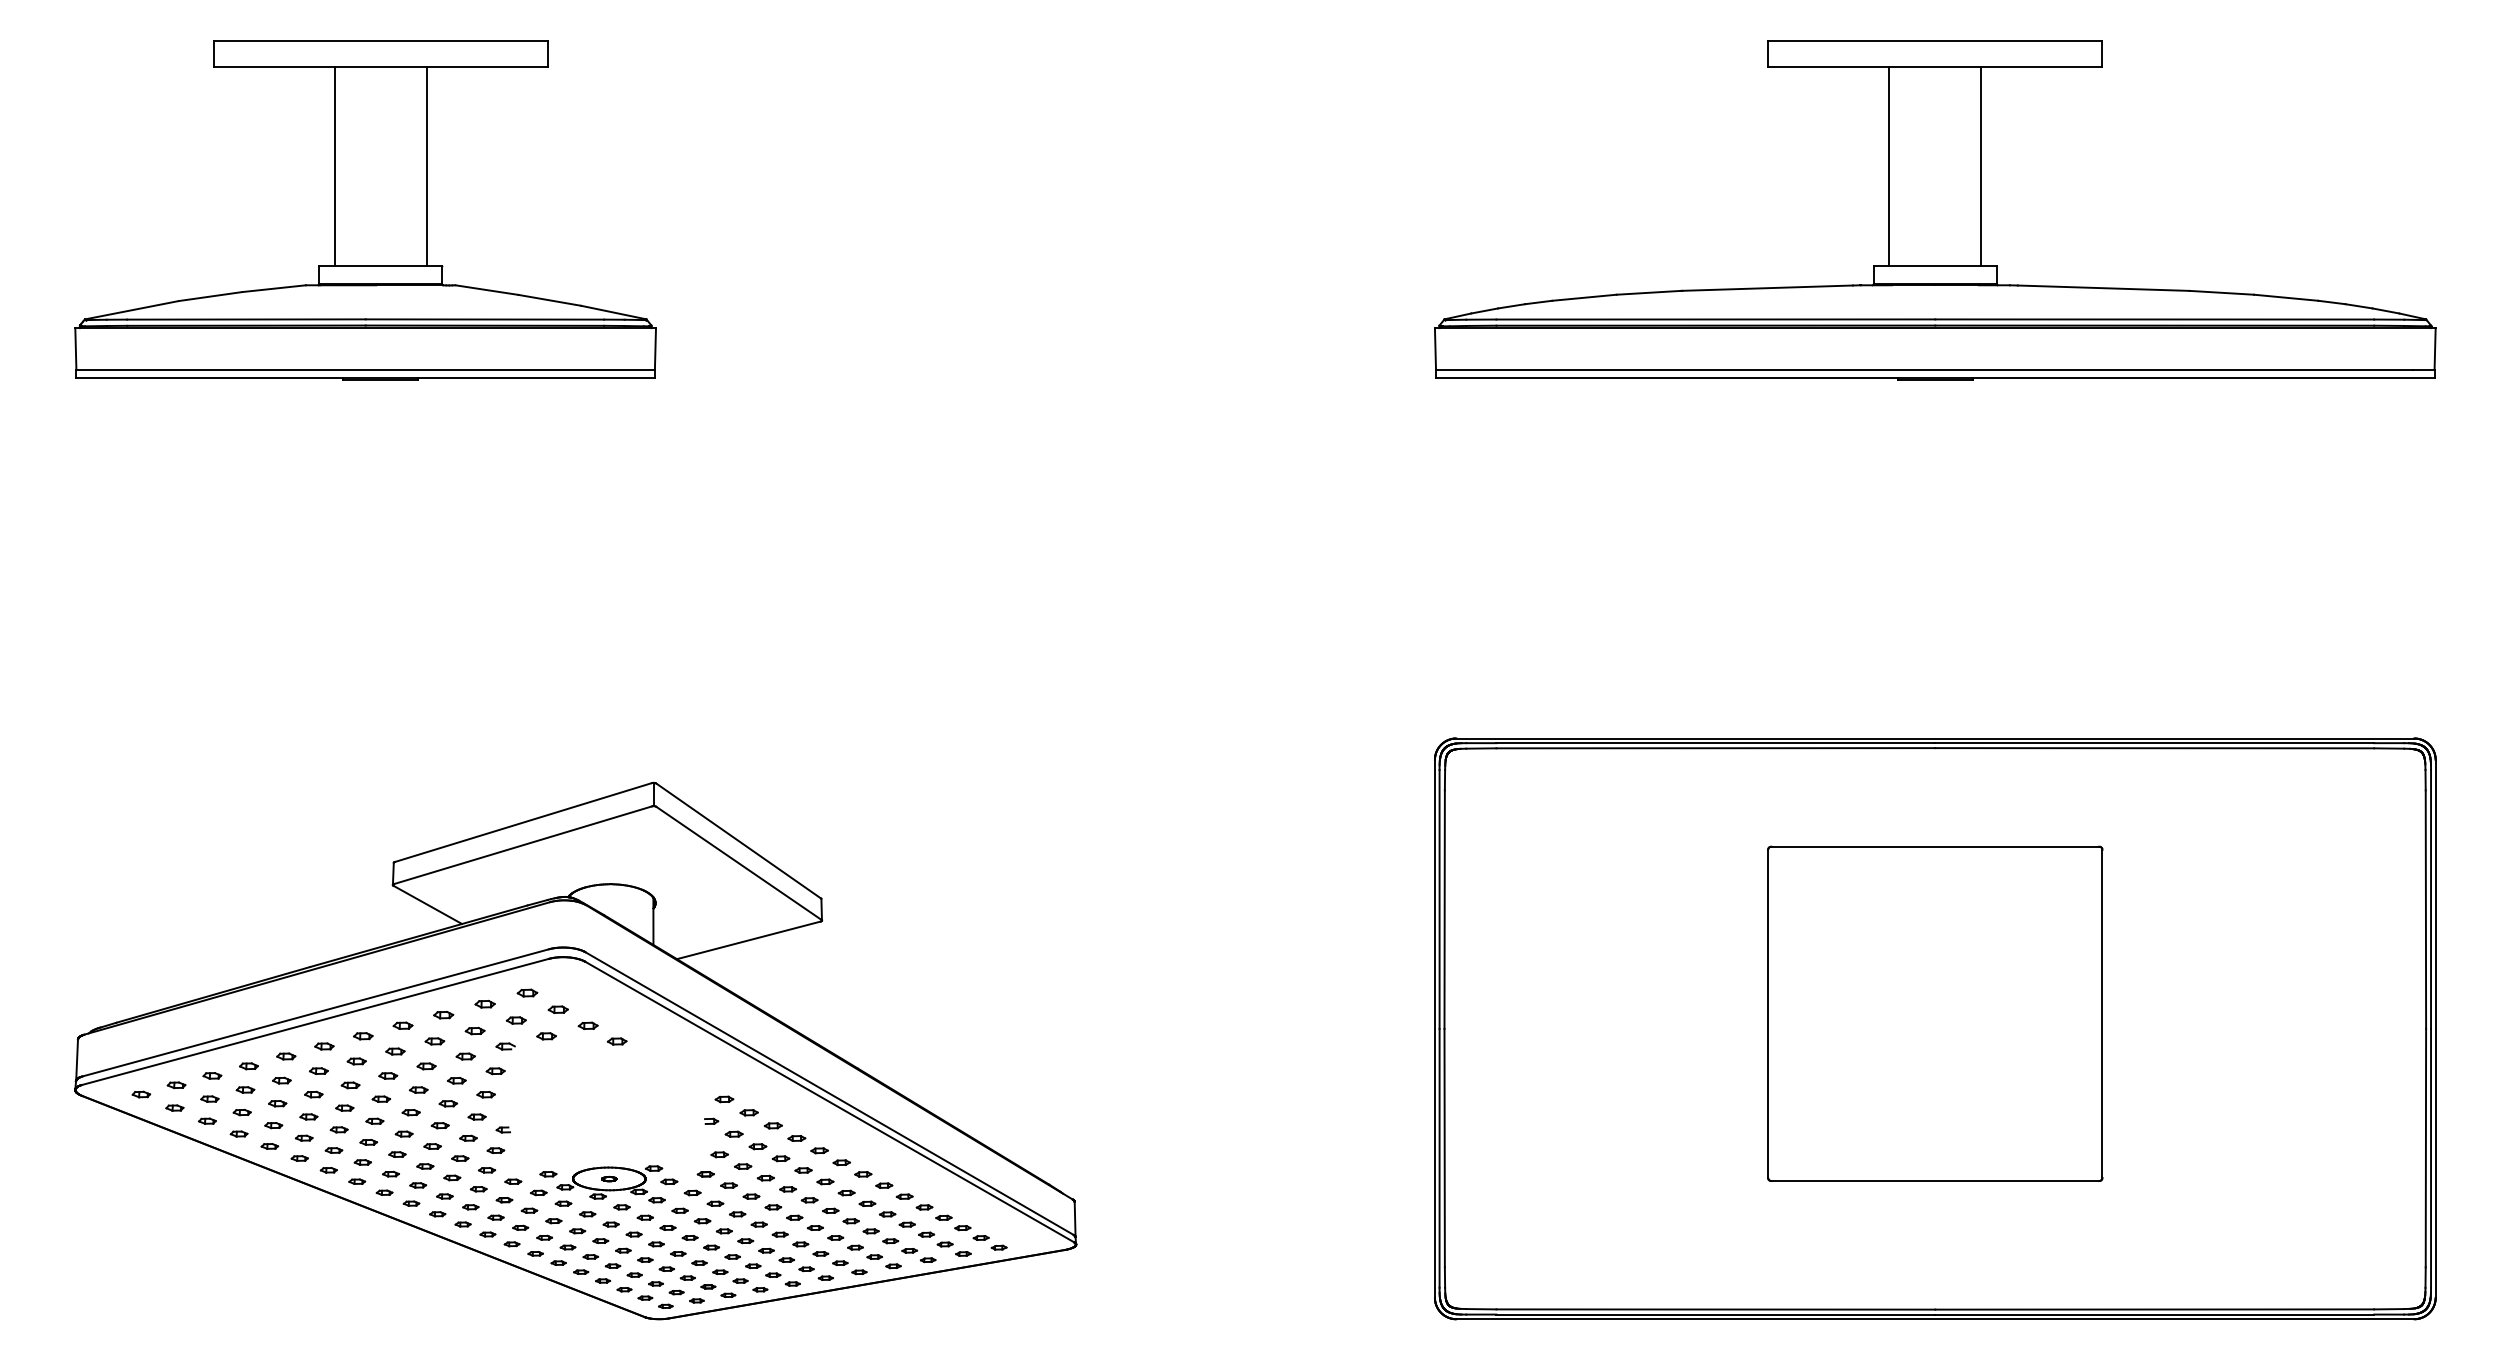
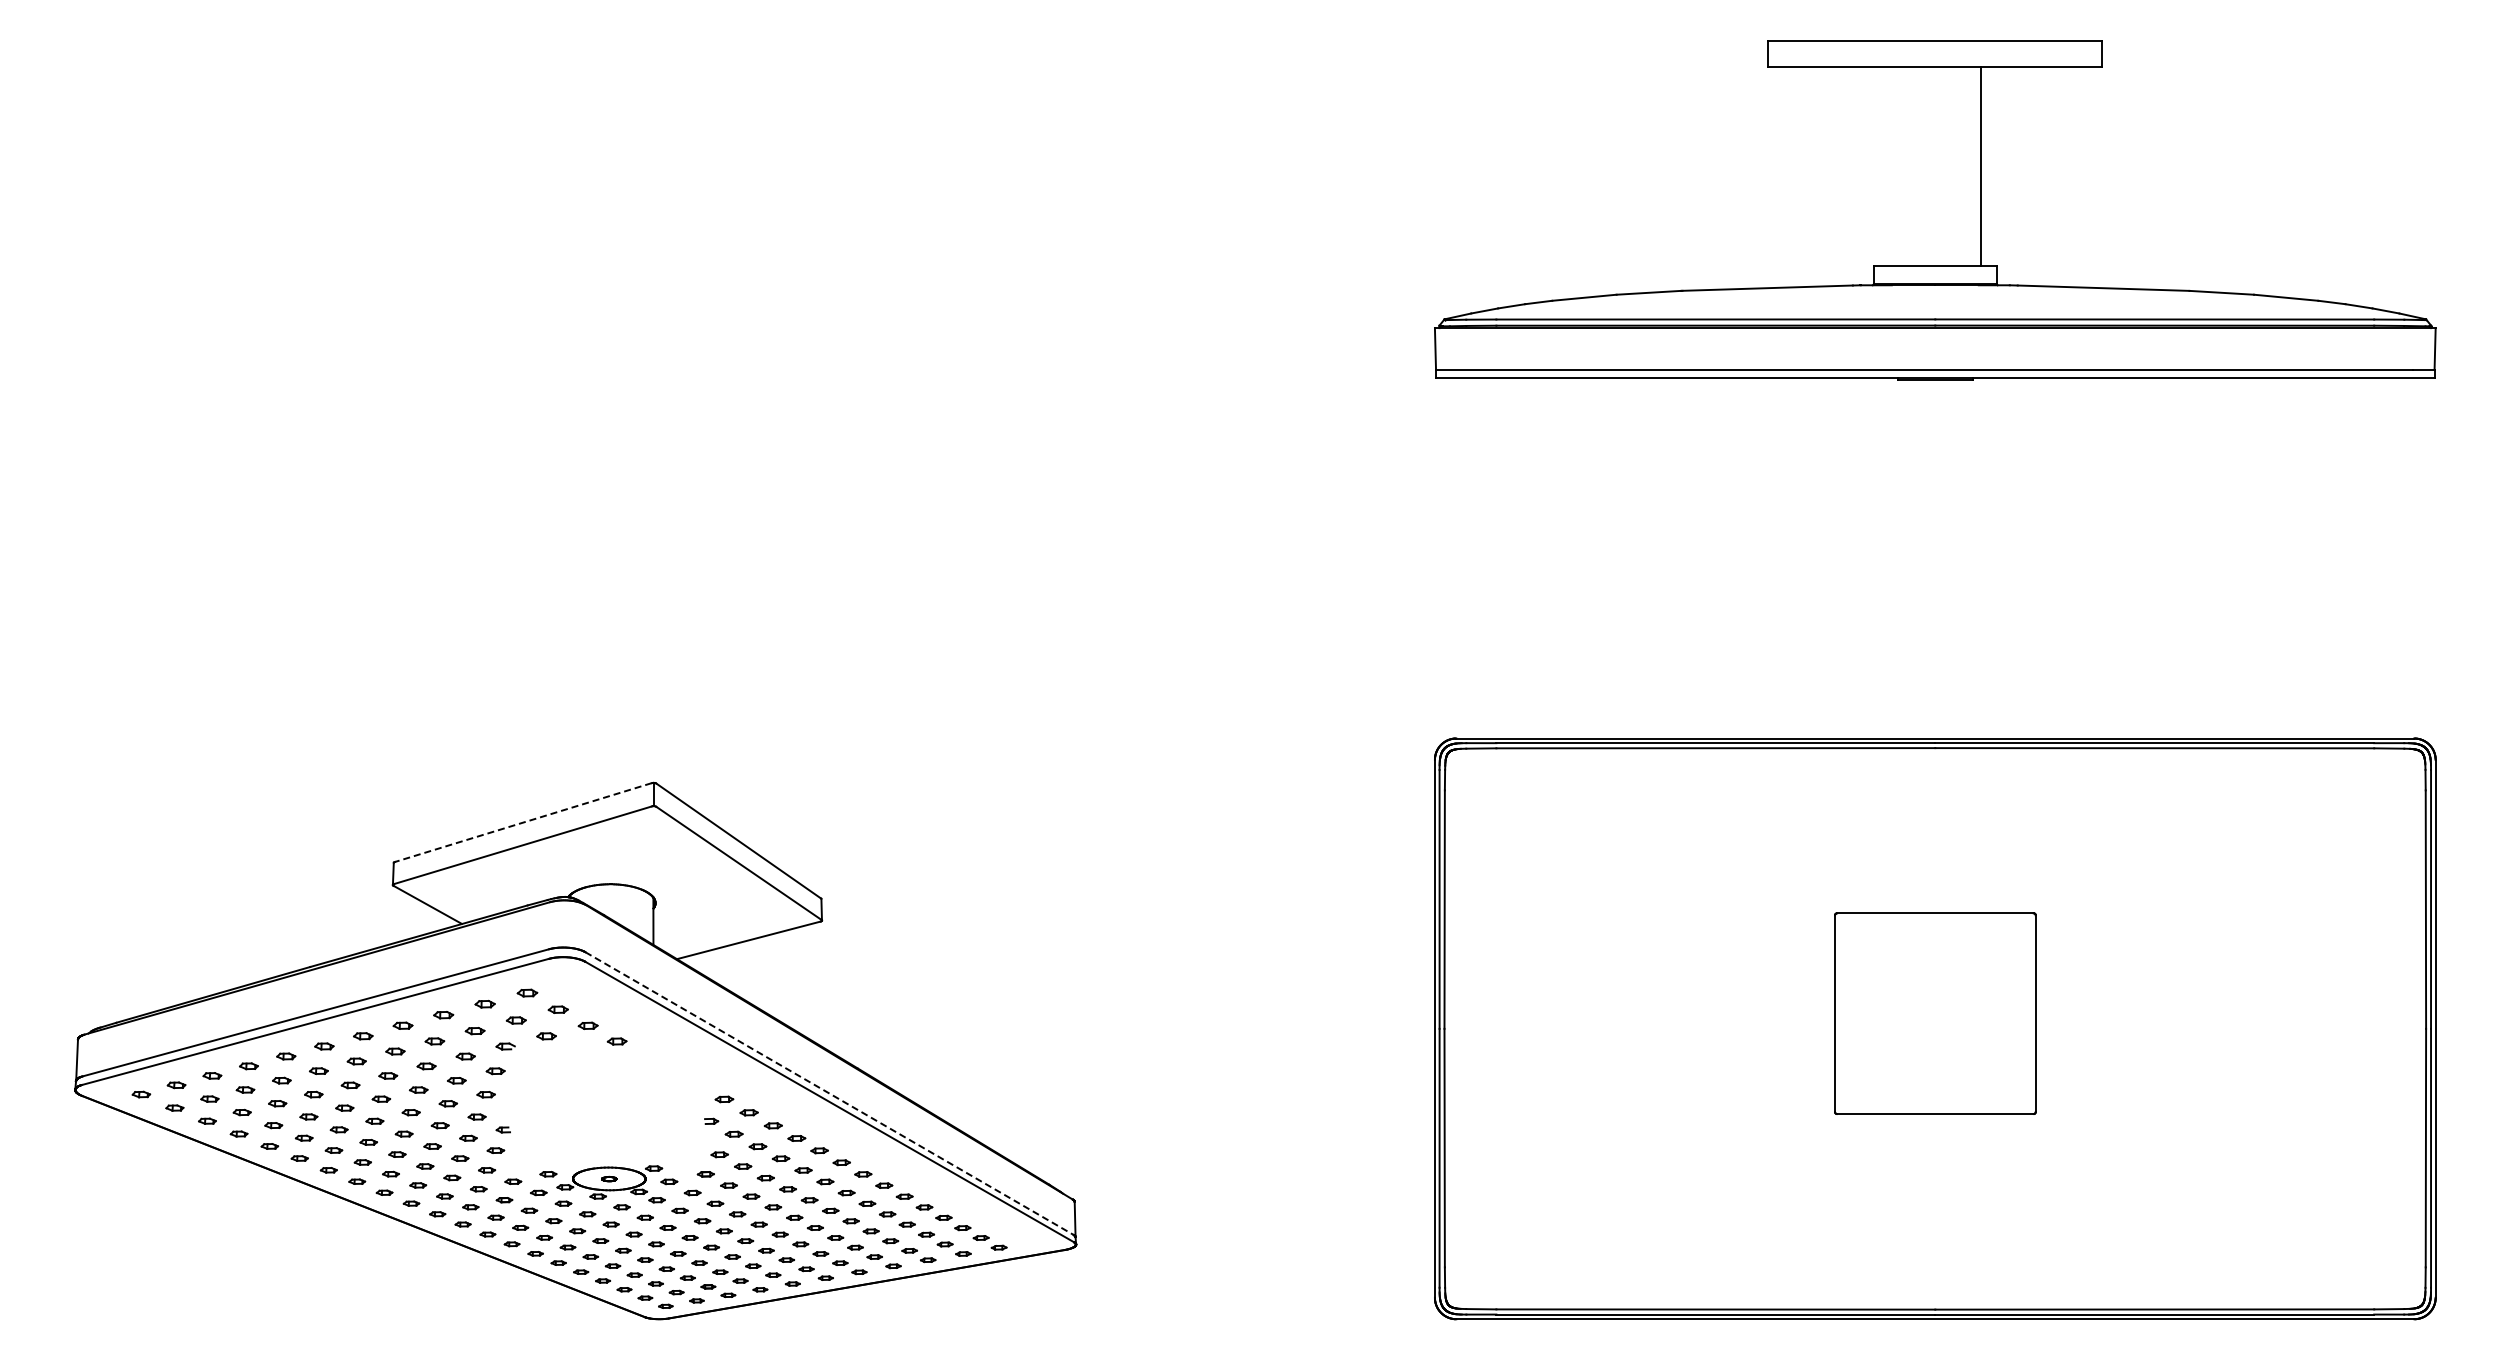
line: present -> none (1889, 166)
part: present -> none (365, 210)
line: solid -> dashed (522, 822)
part size: 337x337 px -> 203x203 px (1935, 1013)
line: solid -> dashed (830, 1093)
